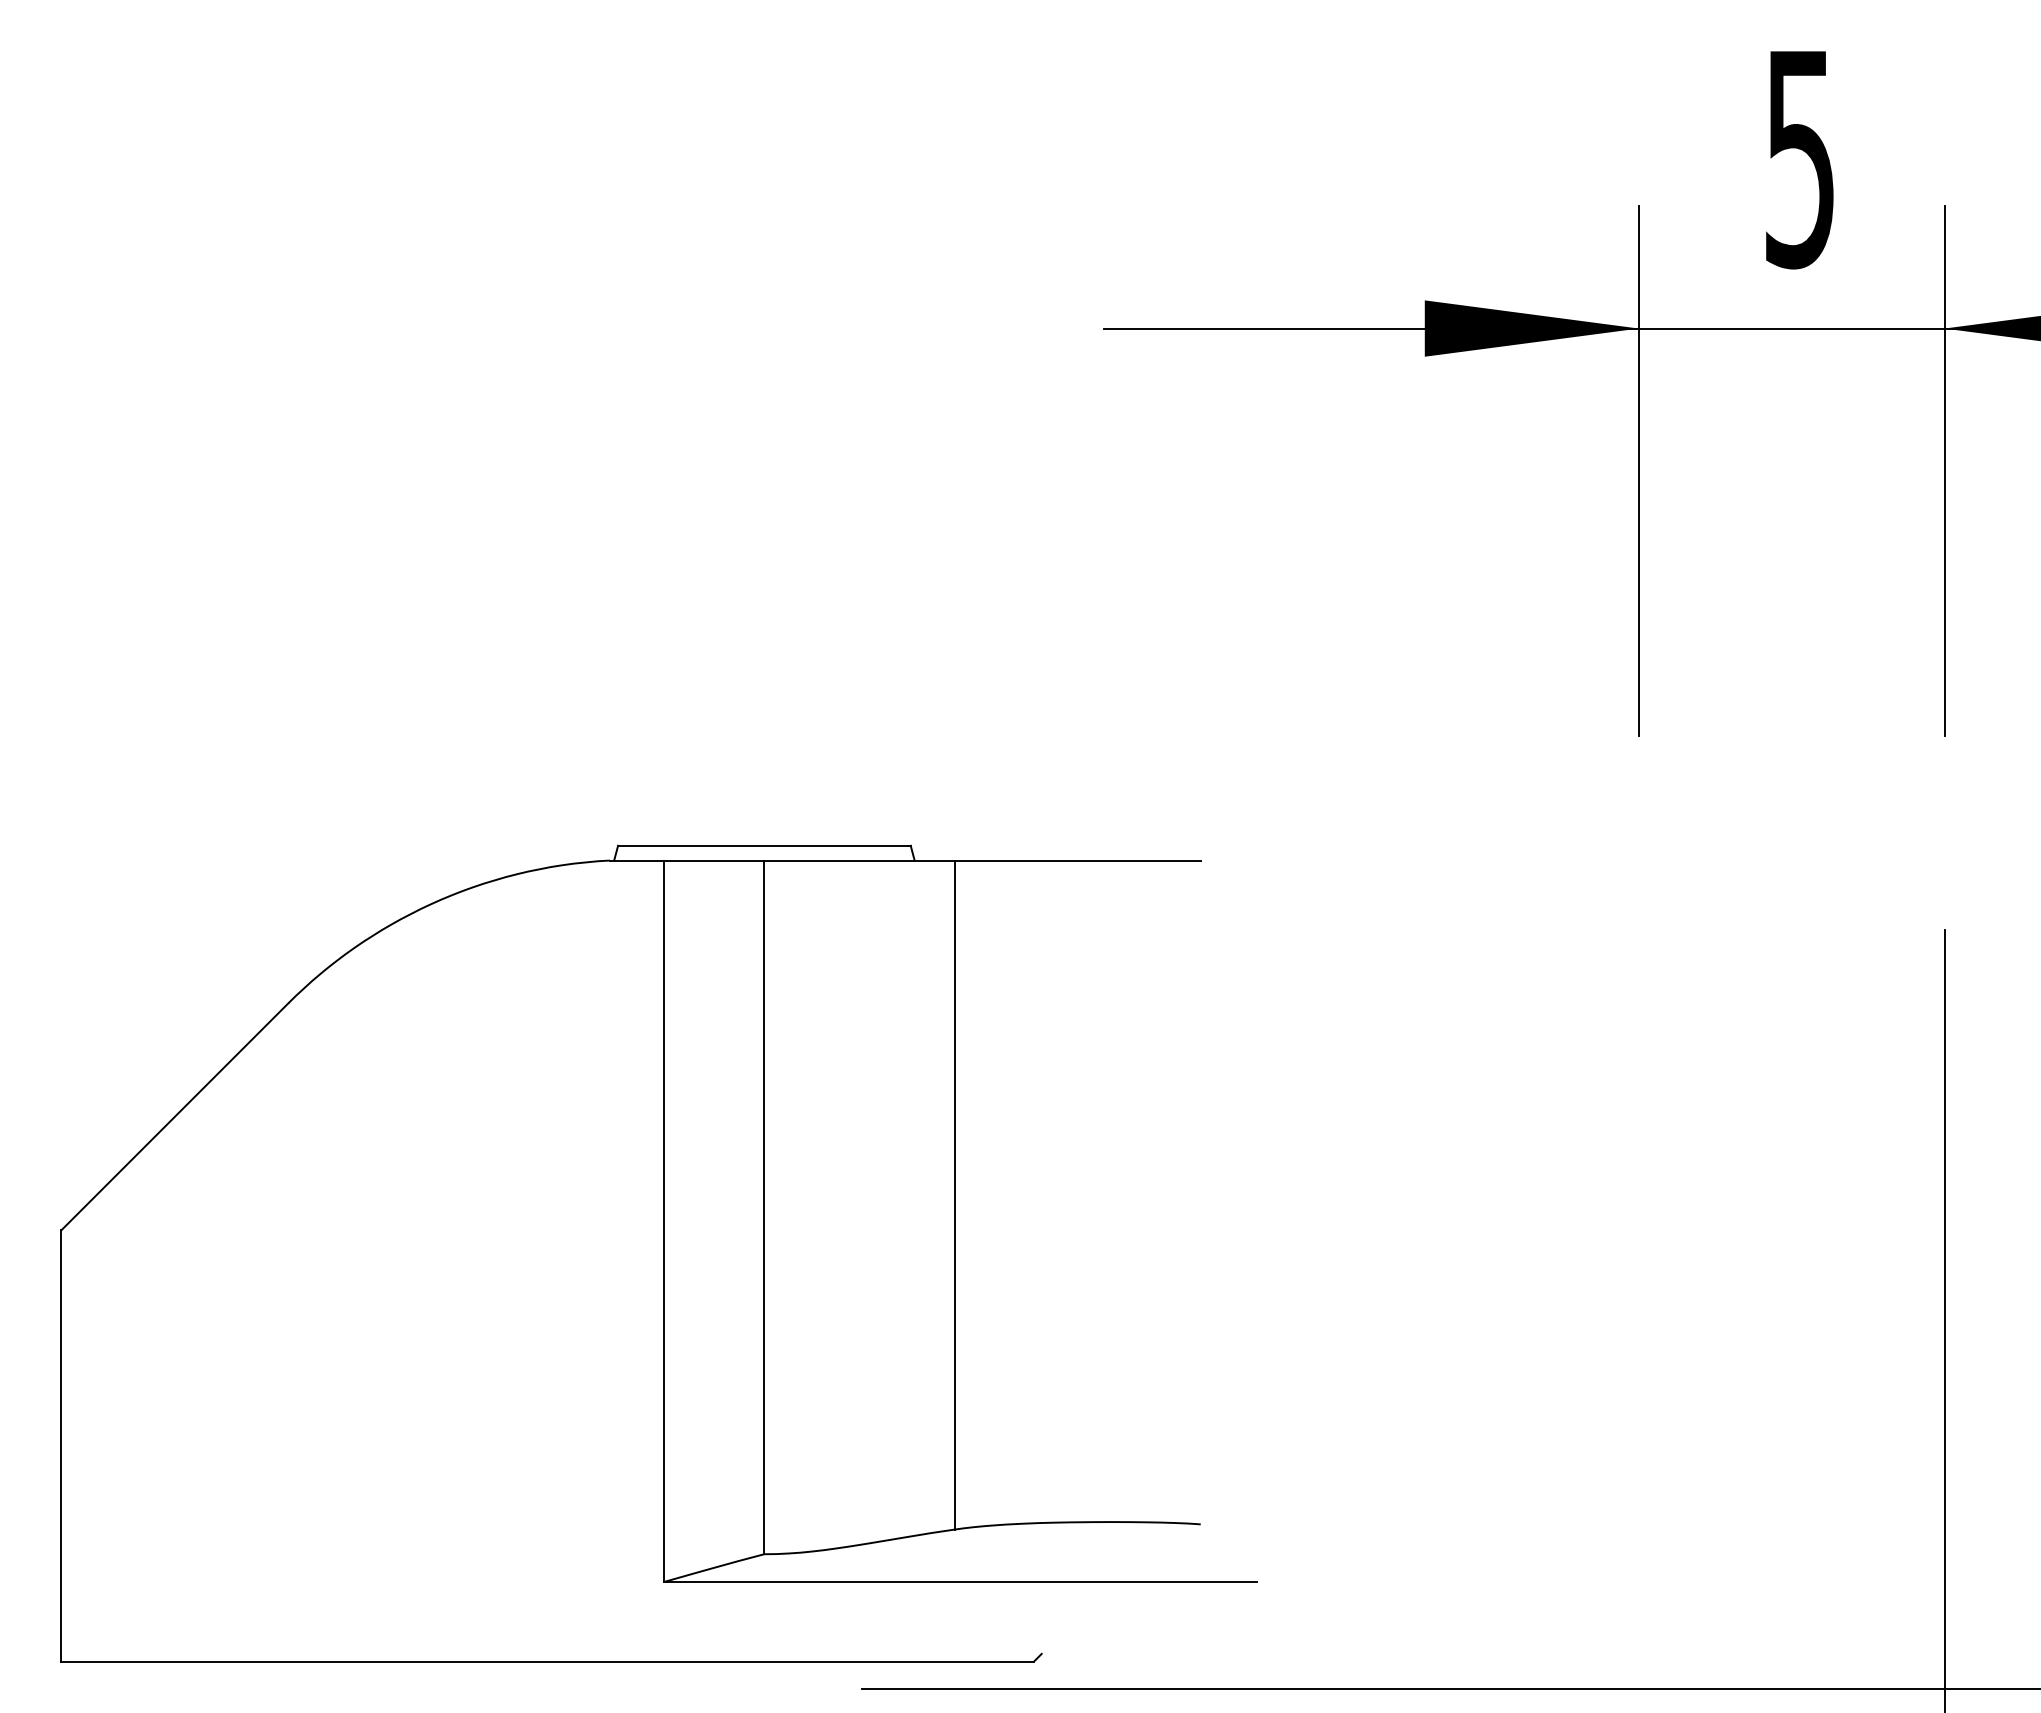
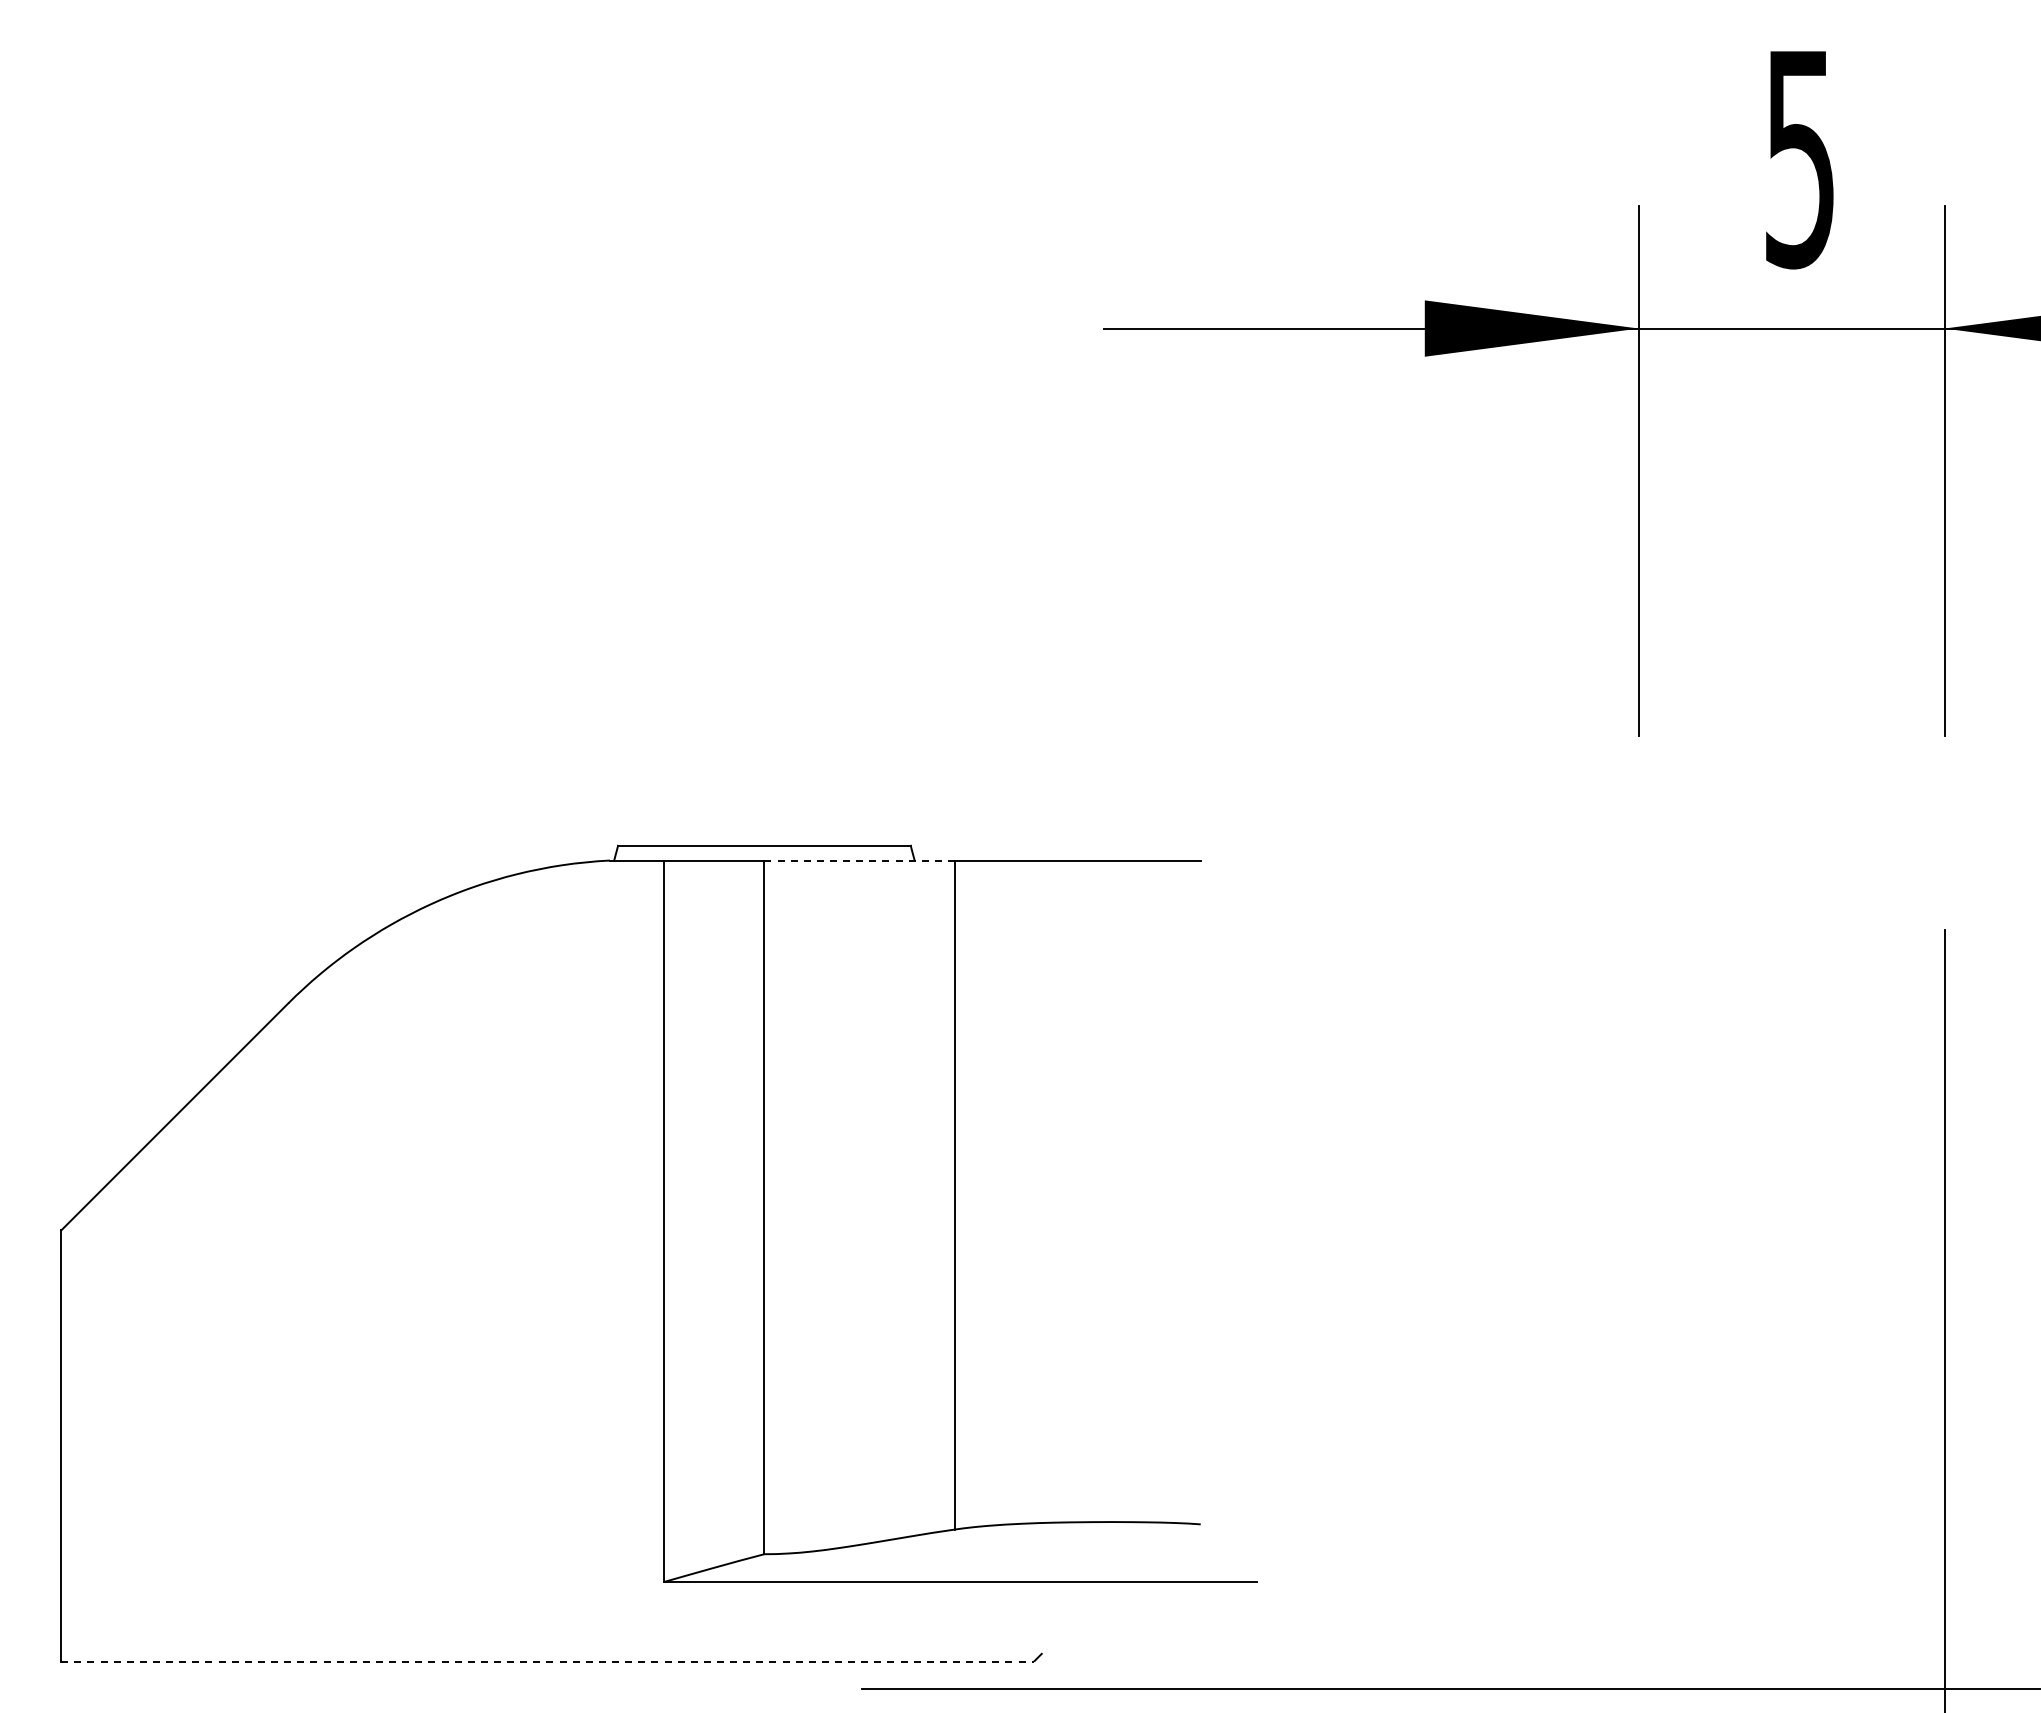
line: solid -> dashed (860, 860)
line: solid -> dashed (548, 1661)
